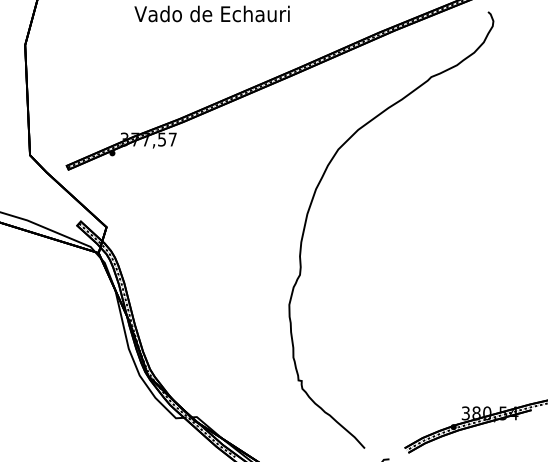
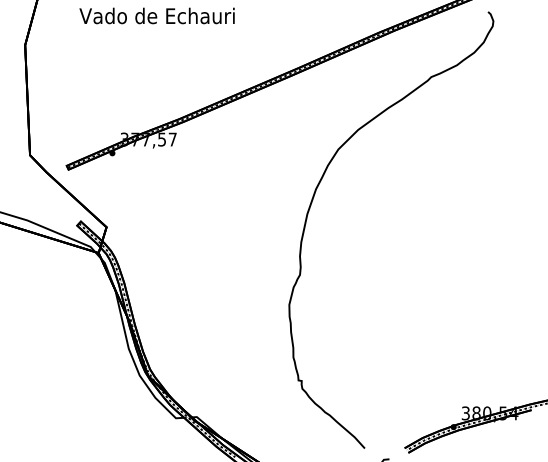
text position: (211, 13) -> (156, 15) (156, 15)
